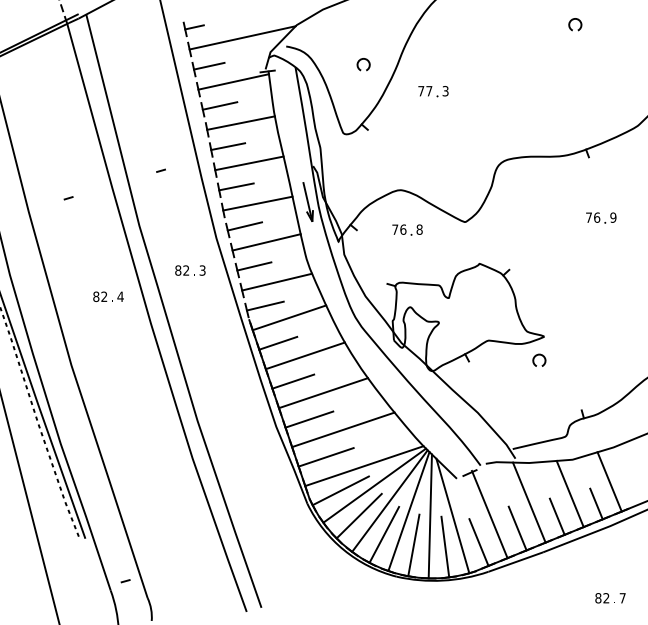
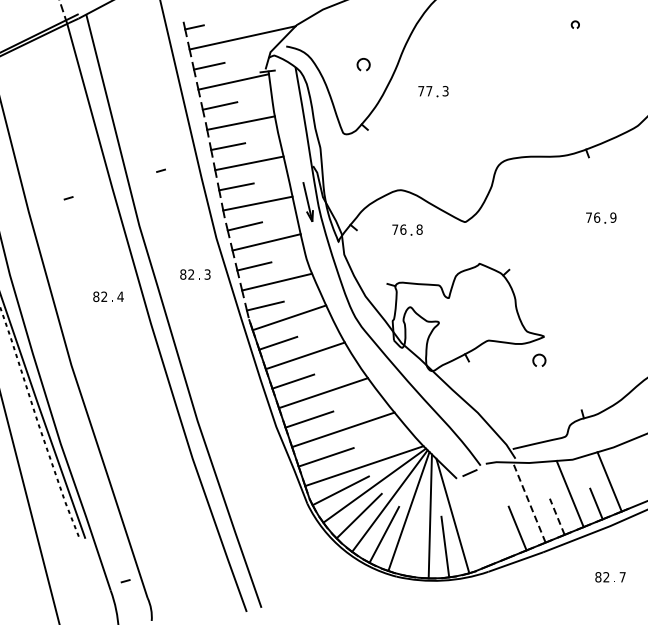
part size: 15x14 px -> 10x9 px (574, 24)
text position: (190, 270) -> (195, 274) (195, 274)
line: solid -> dashed (529, 502)
line: present -> none (489, 514)
line: solid -> dashed (557, 516)
line: present -> none (478, 542)
line: present -> none (413, 545)
text position: (610, 598) -> (610, 577) (610, 577)
